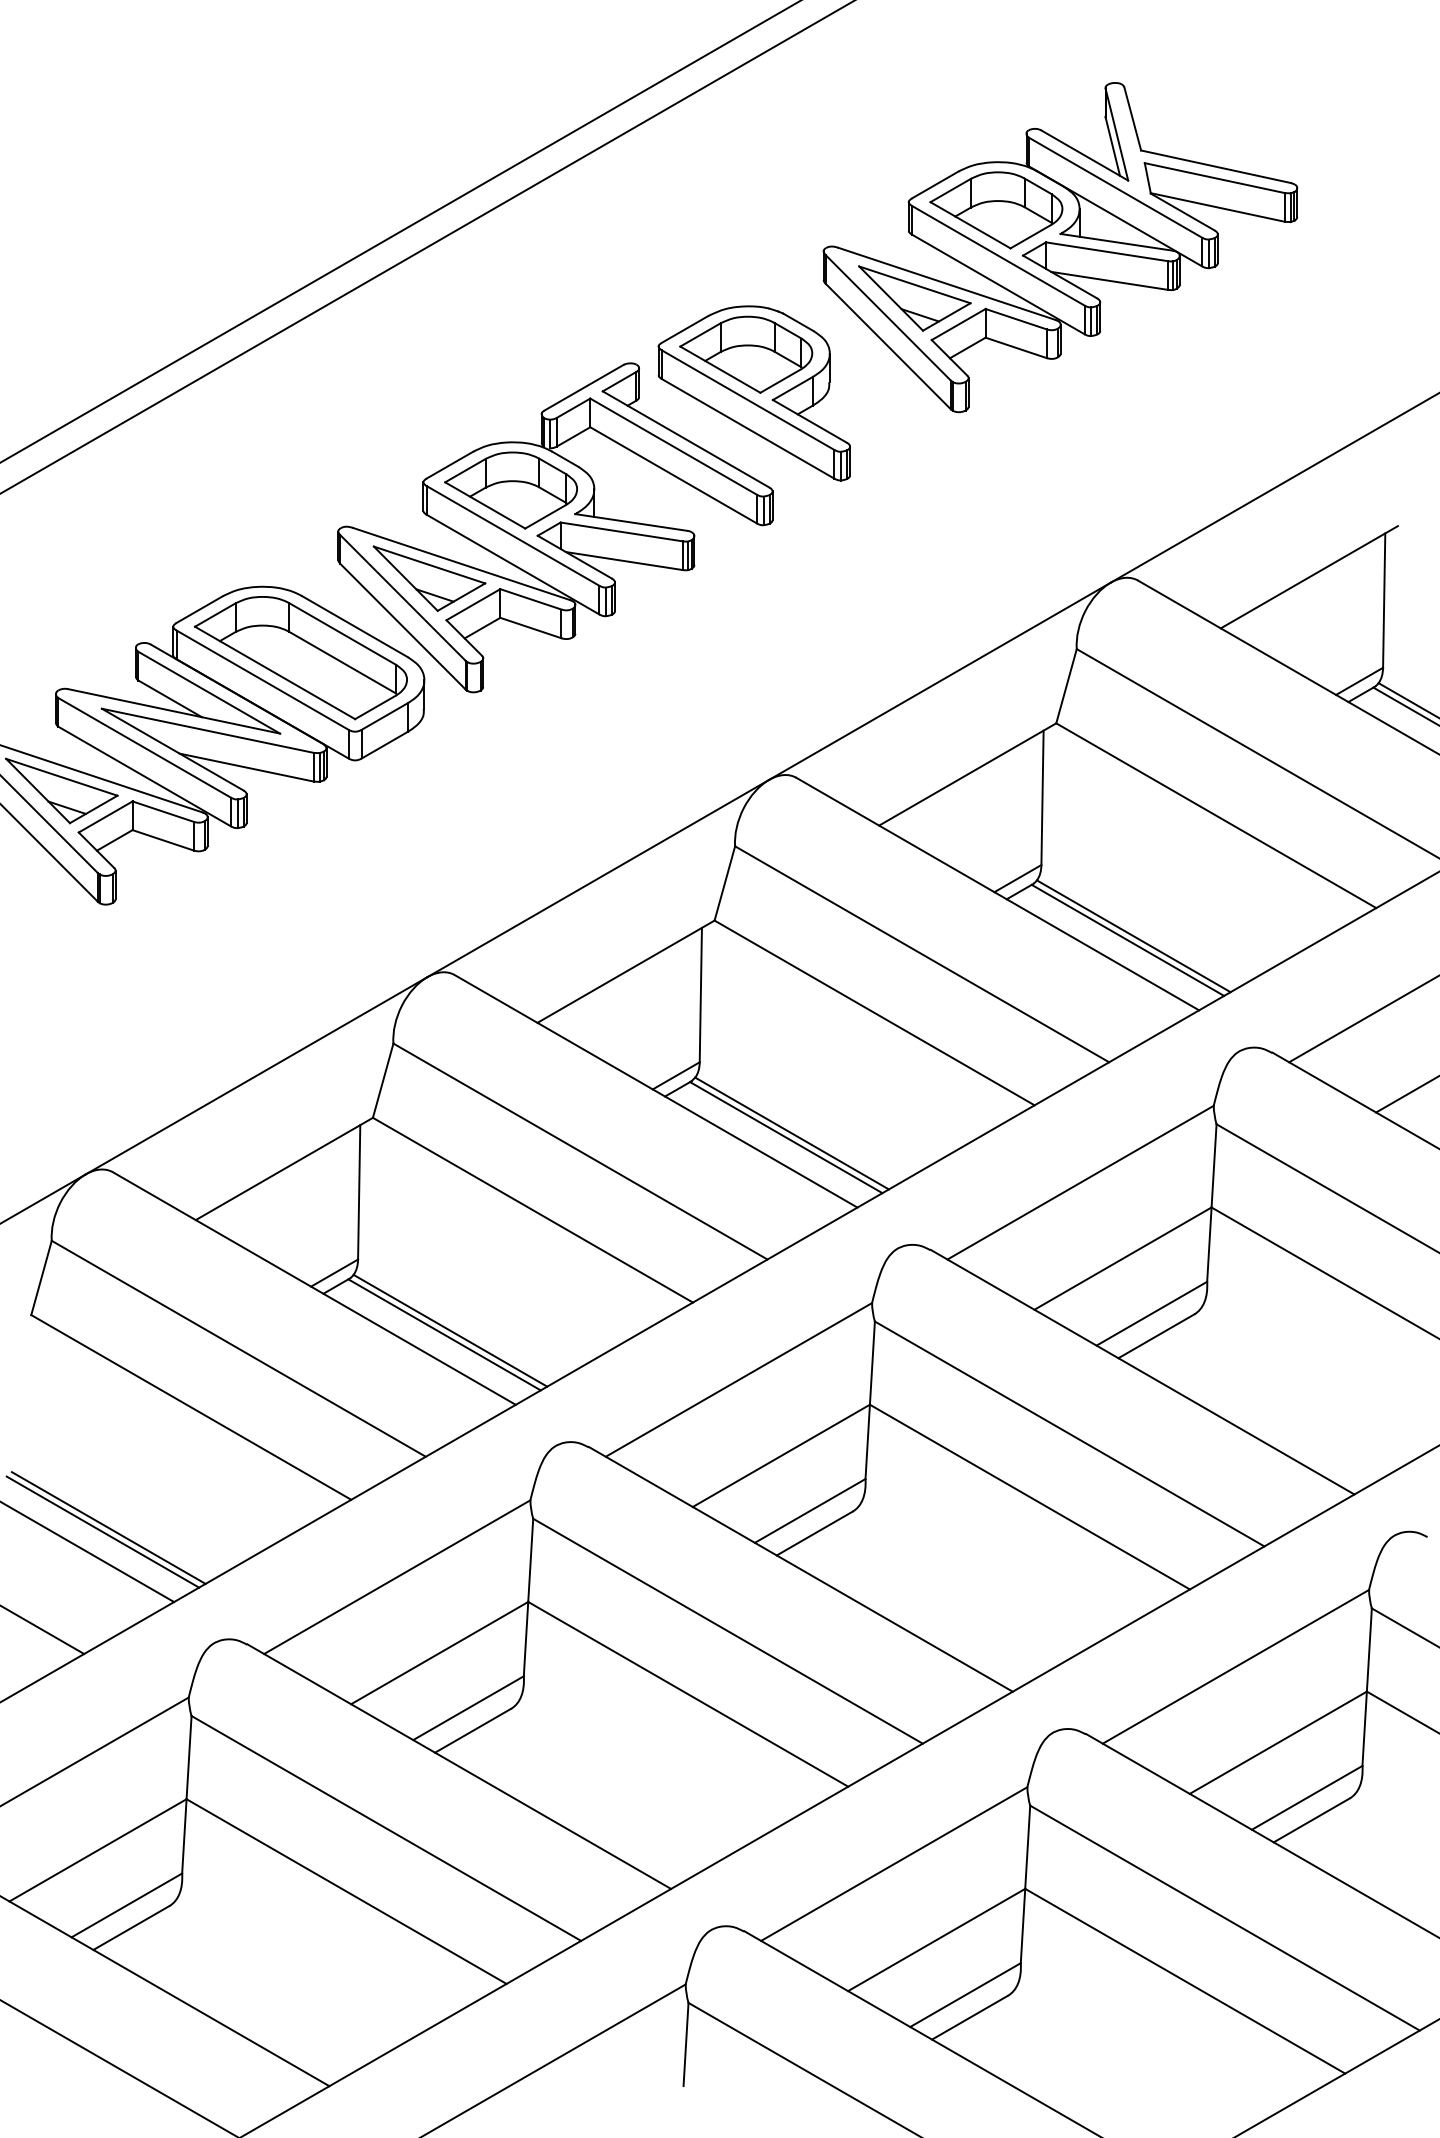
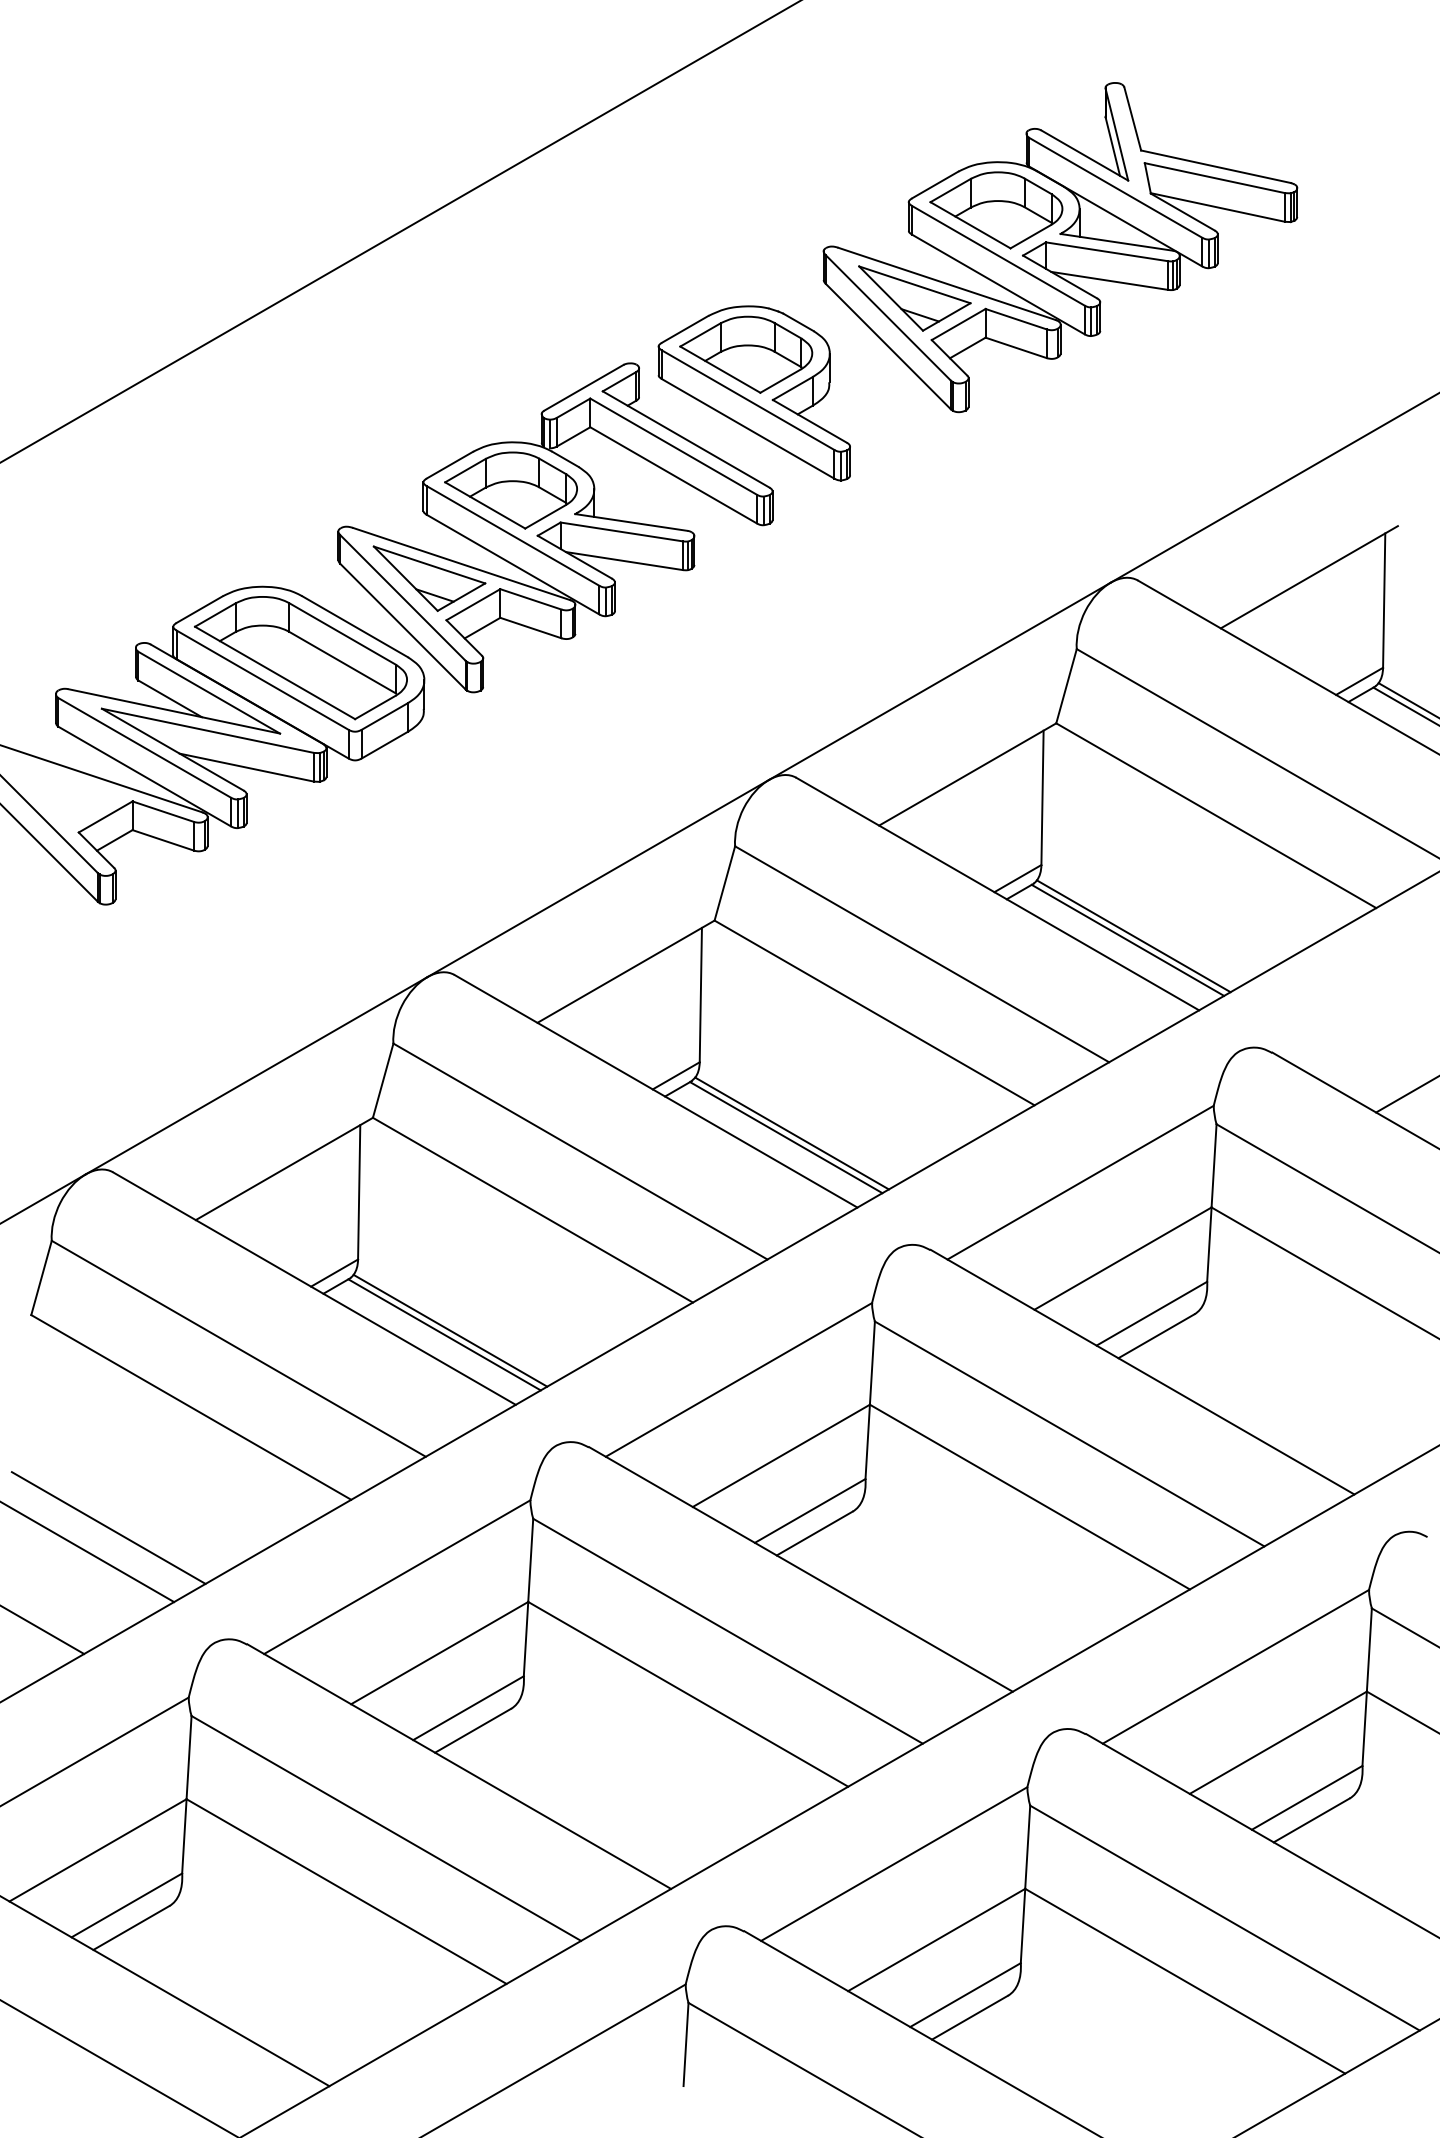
line: present -> none (426, 247)
part: present -> none (61, 790)
line: present -> none (1362, 1019)
line: present -> none (102, 1531)
